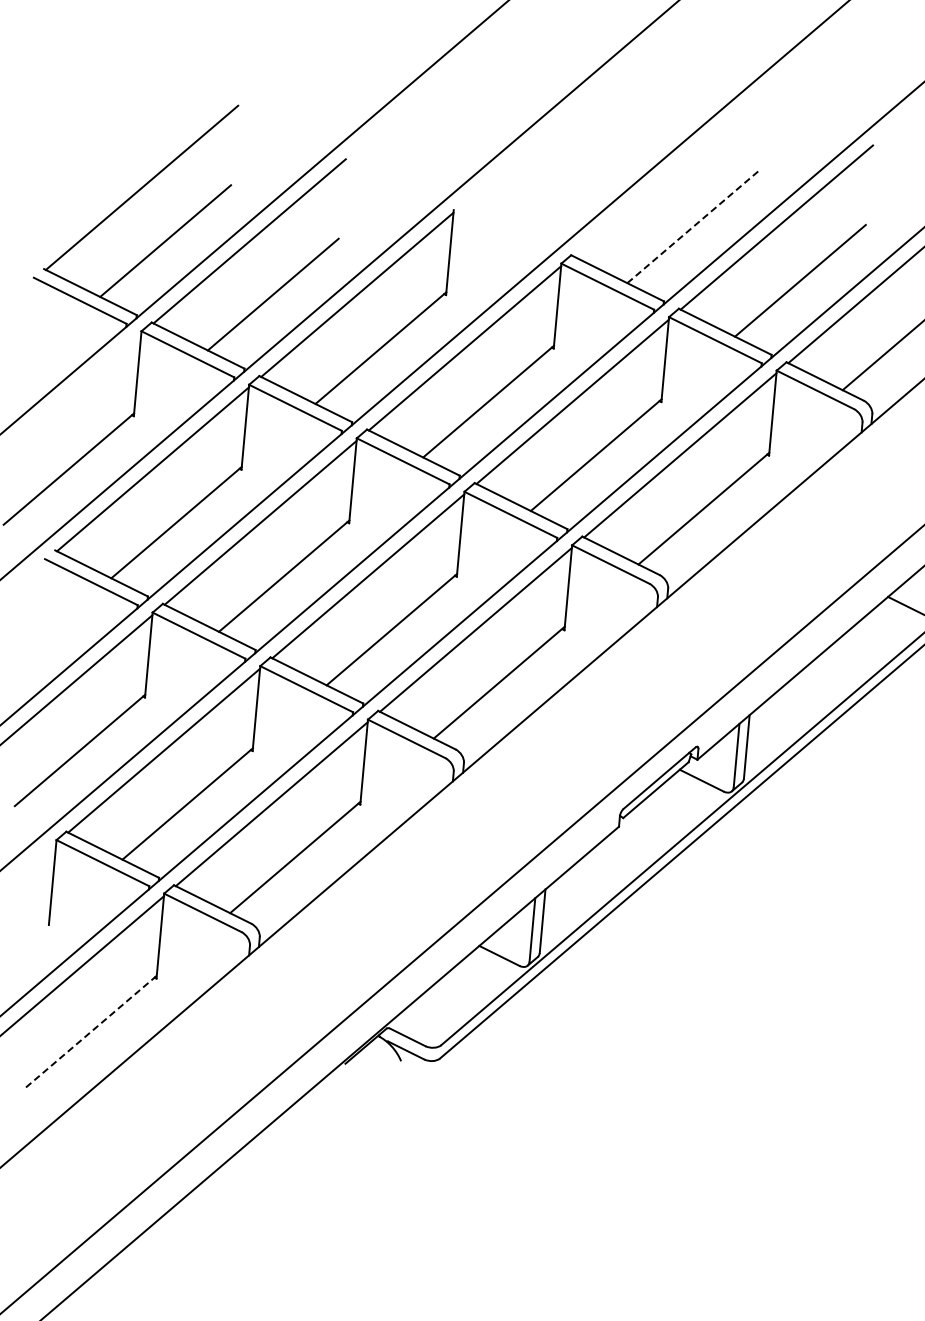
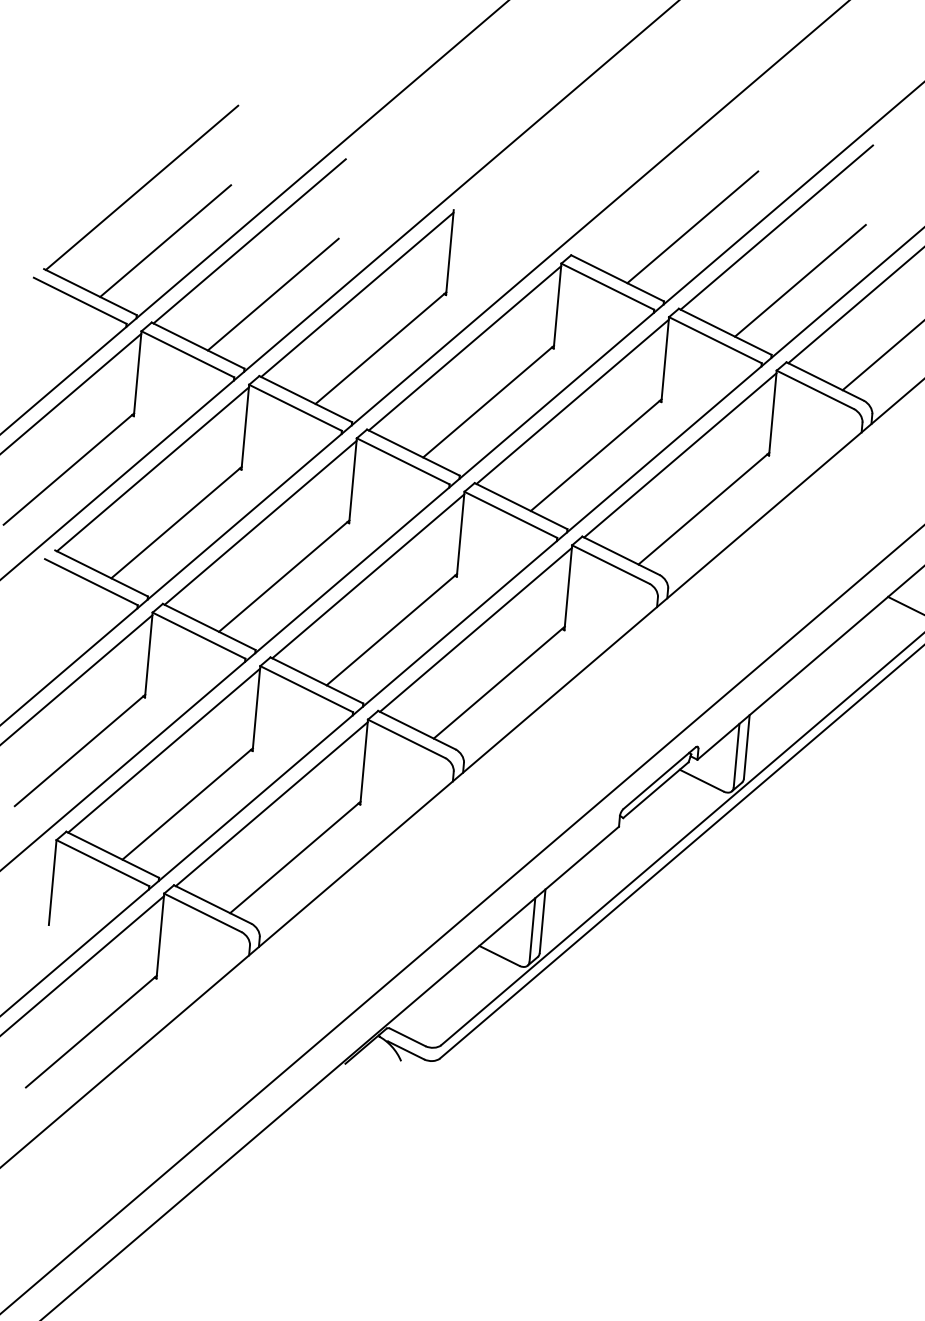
line: dashed -> solid (692, 227)
line: none -> present (71, 392)
line: dashed -> solid (91, 1031)
